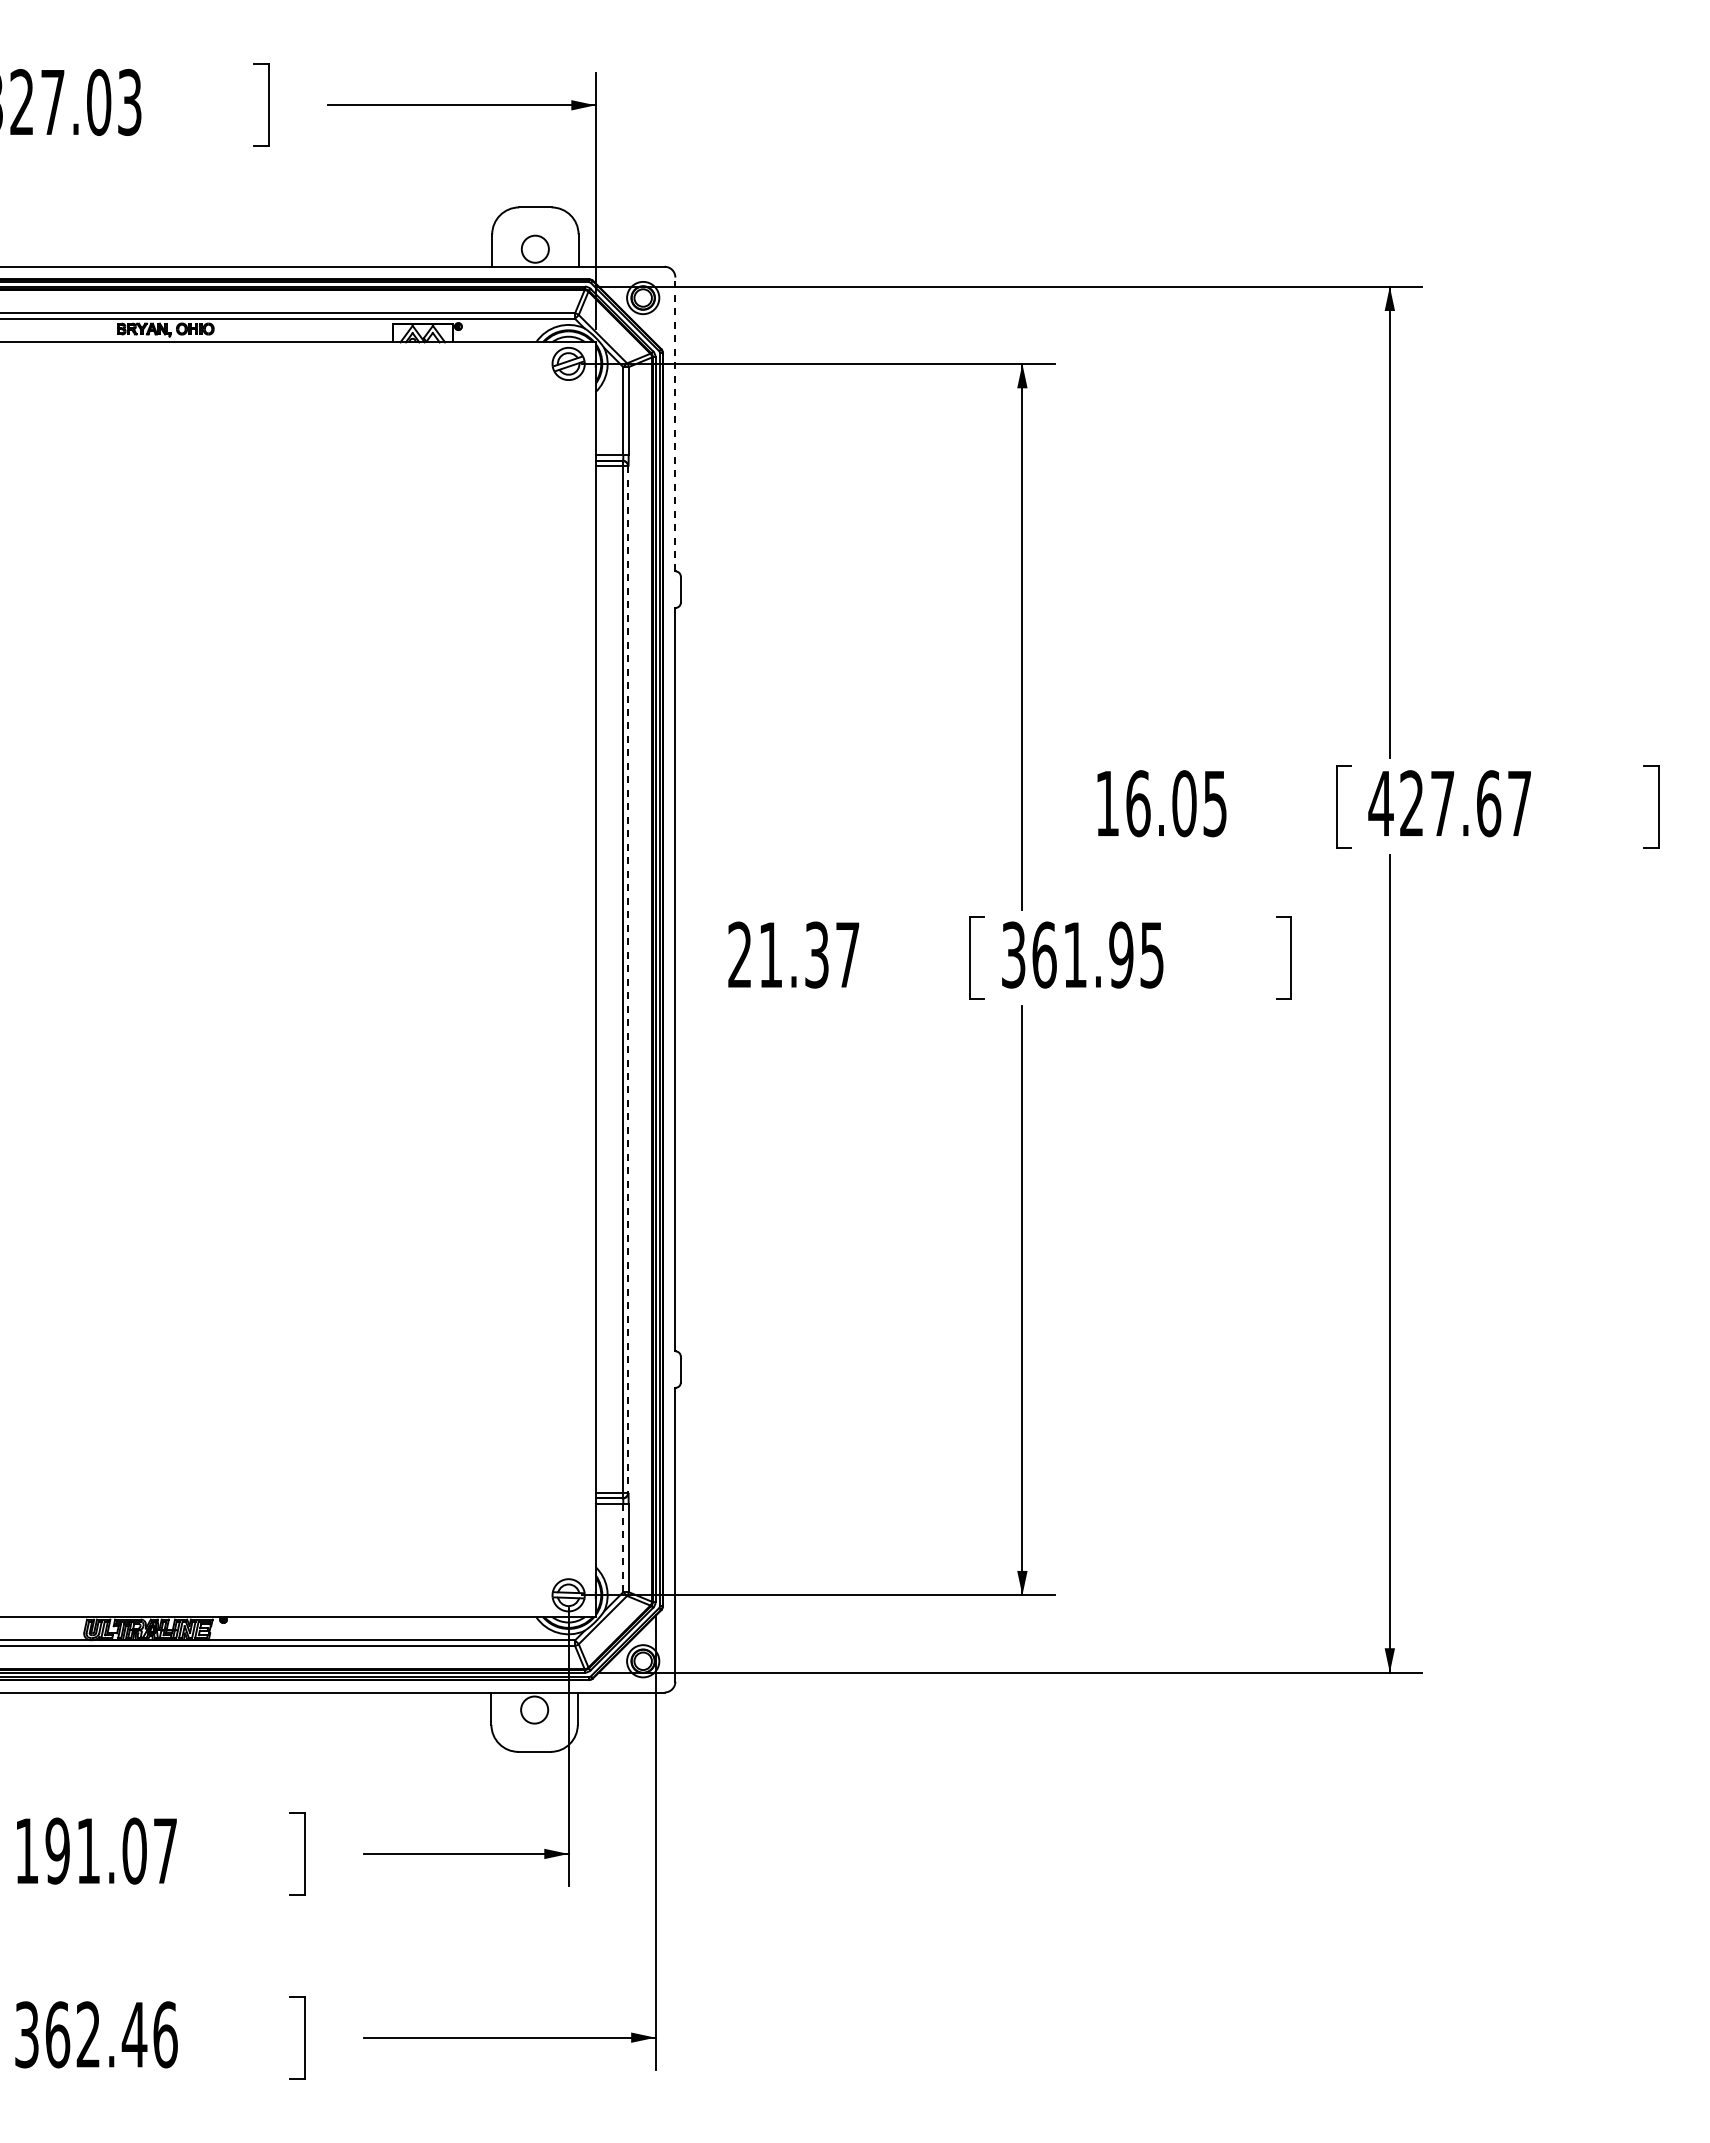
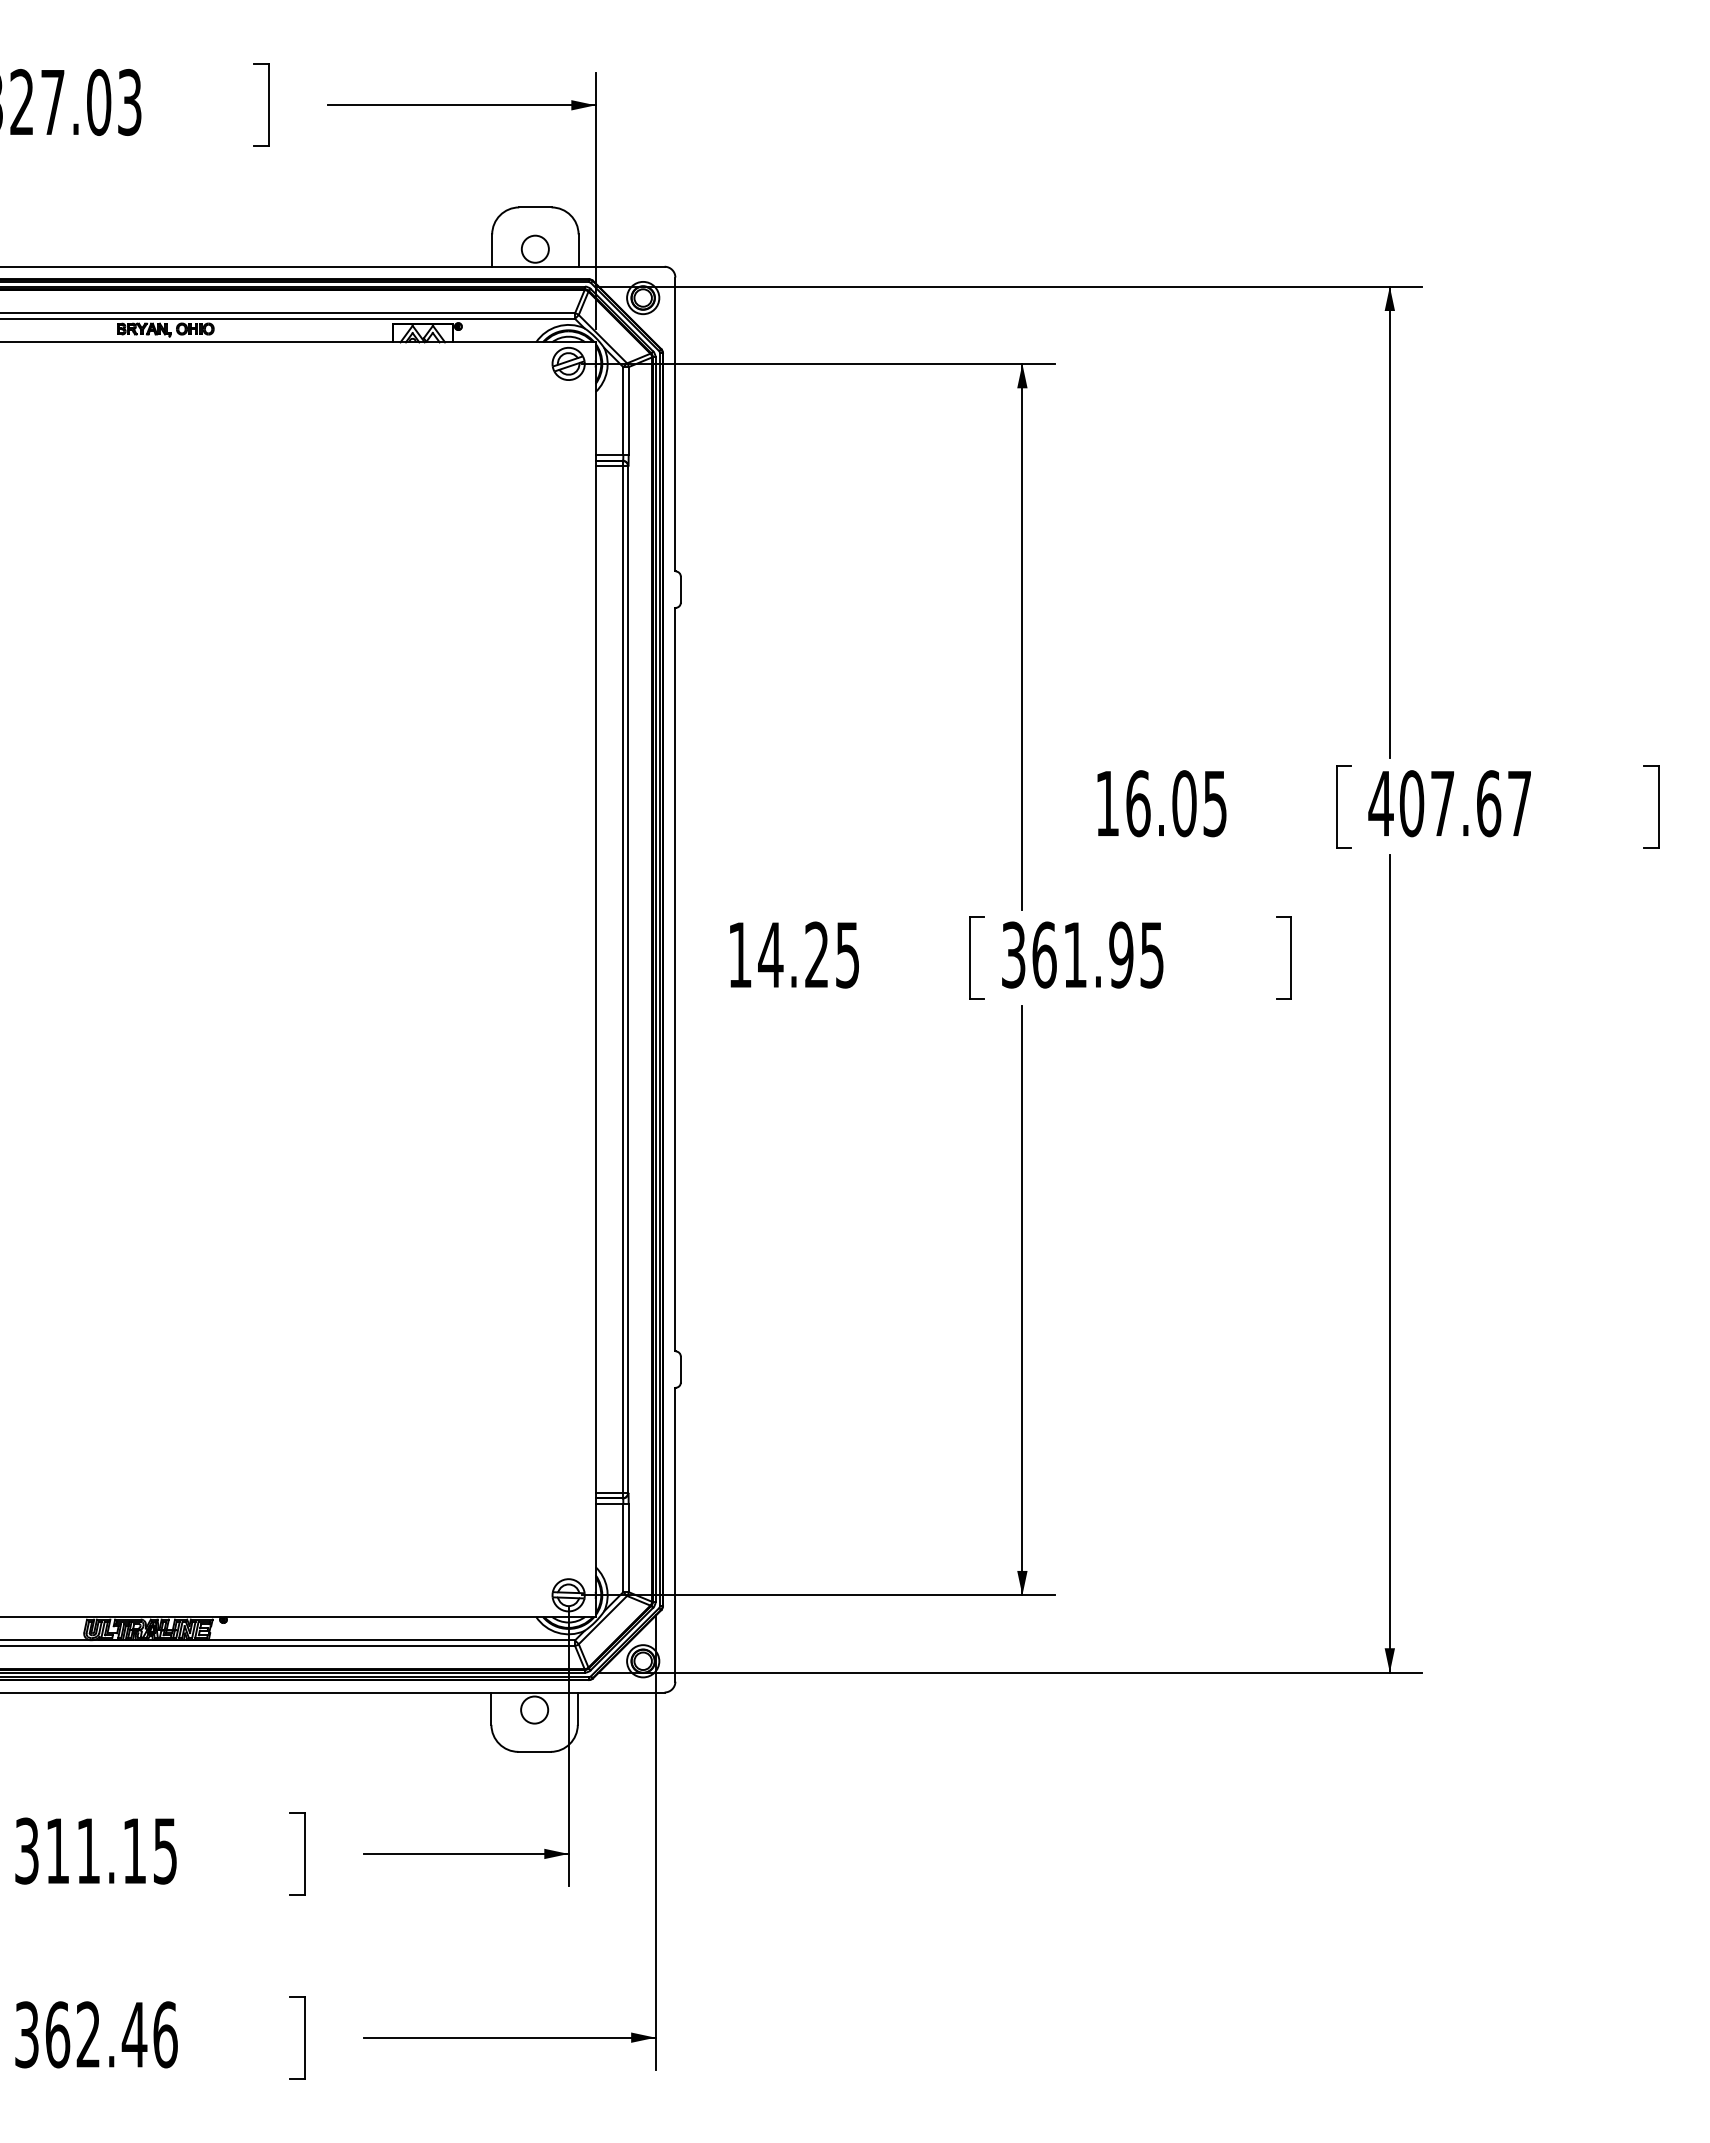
line: dashed -> solid (675, 424)
text: 427.67 -> 407.67 (1411, 803)
text: 21.37 -> 14.25 (793, 954)
line: dashed -> solid (628, 980)
line: dashed -> solid (623, 1547)
text: 191.07 -> 311.15 (95, 1850)
